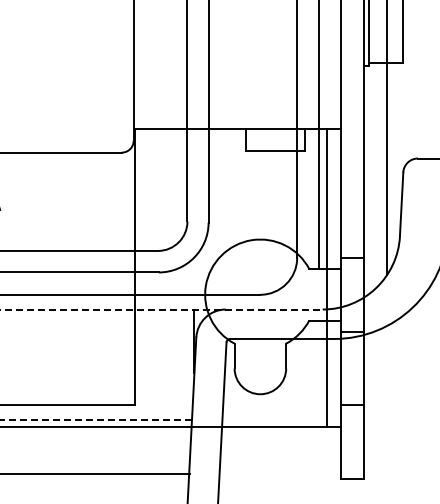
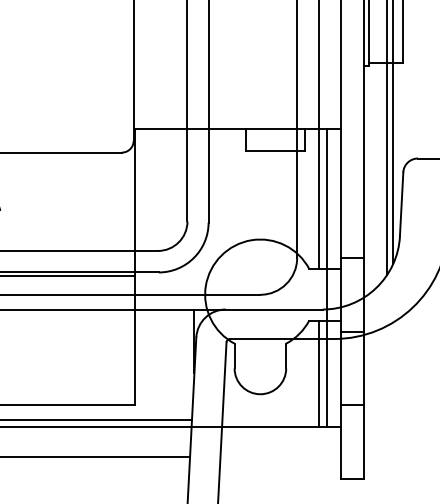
line: none -> present (393, 133)
line: none -> present (68, 276)
line: dashed -> solid (161, 309)
line: none -> present (319, 373)
line: dashed -> solid (96, 420)
line position: (96, 473) -> (96, 456) (96, 456)
